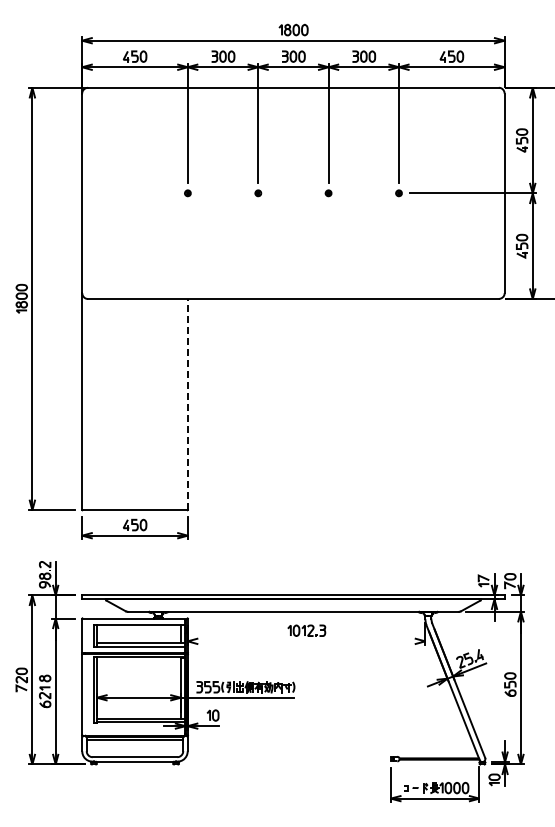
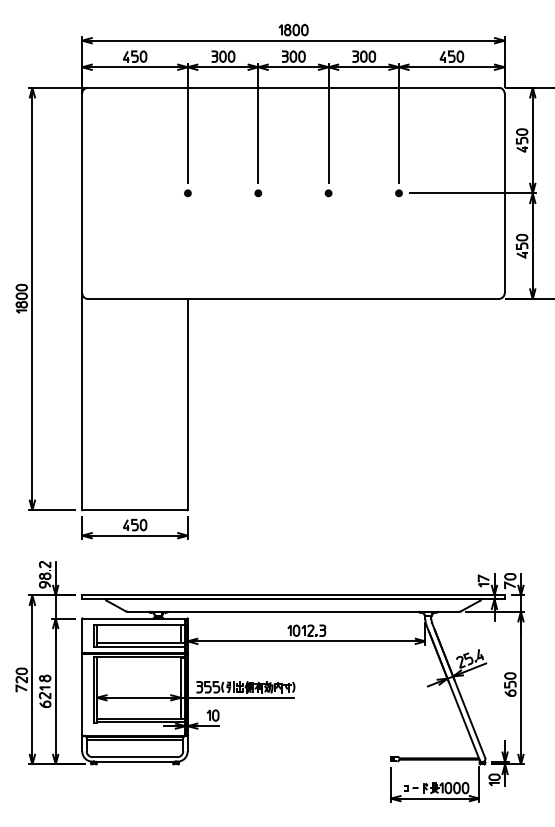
line: dashed -> solid (187, 404)
line: none -> present (306, 641)
